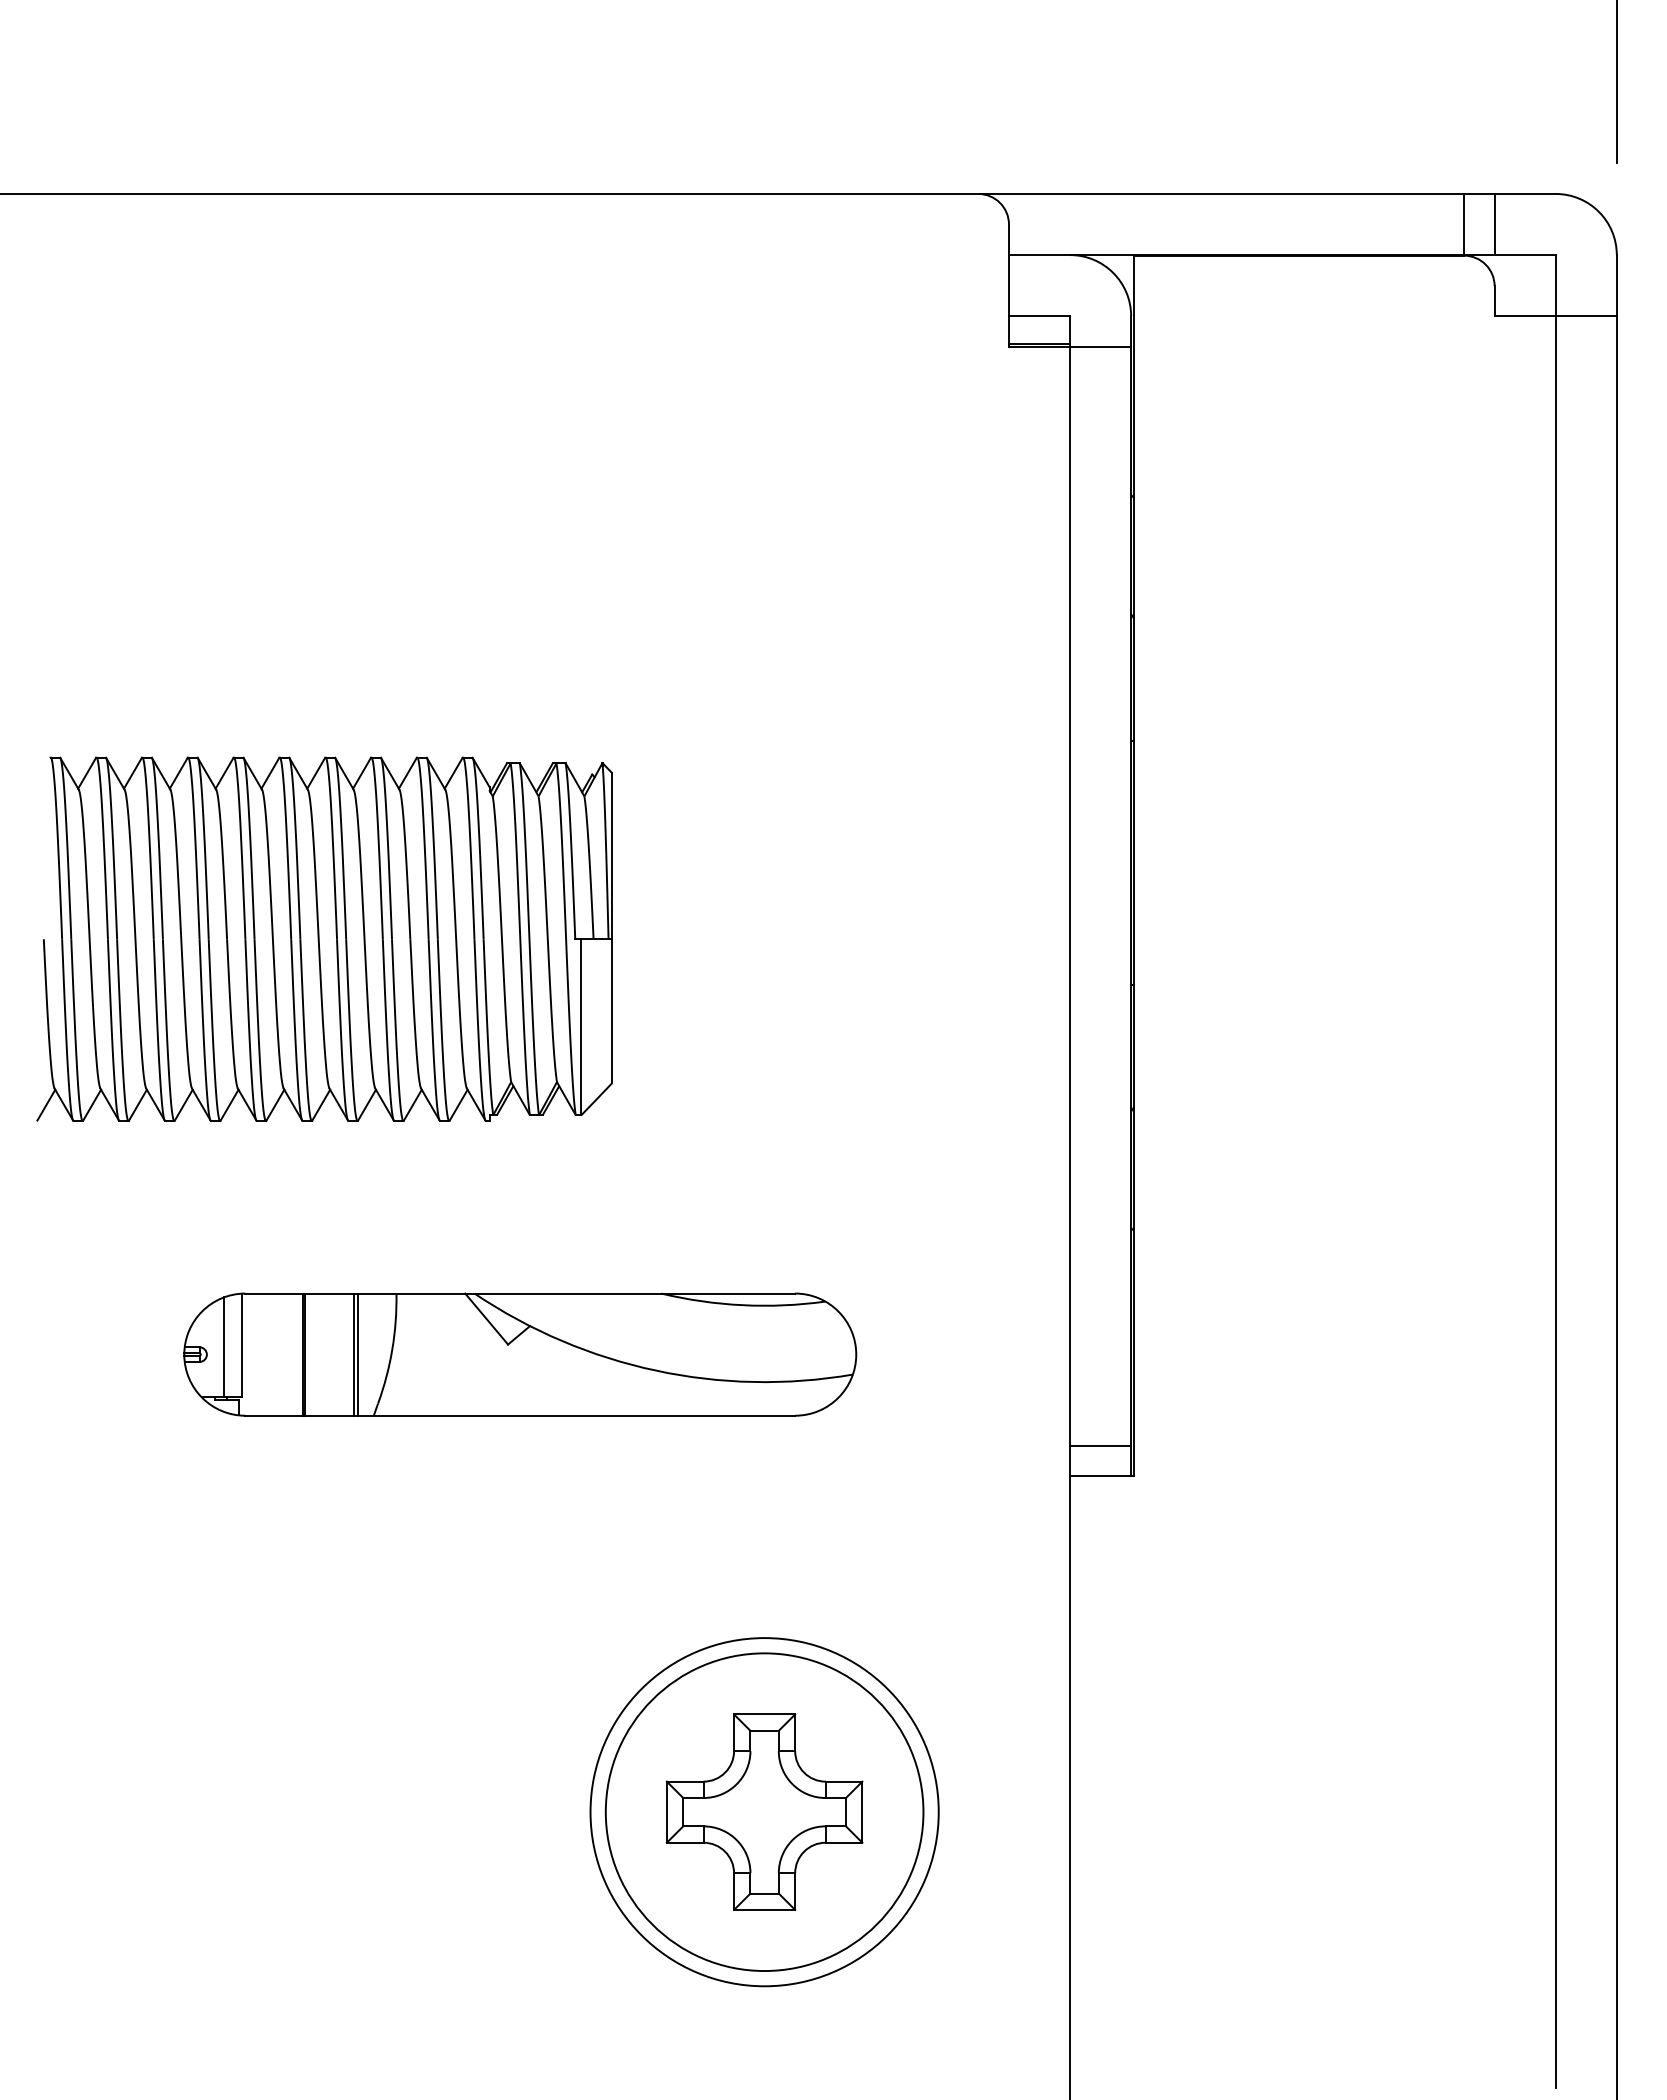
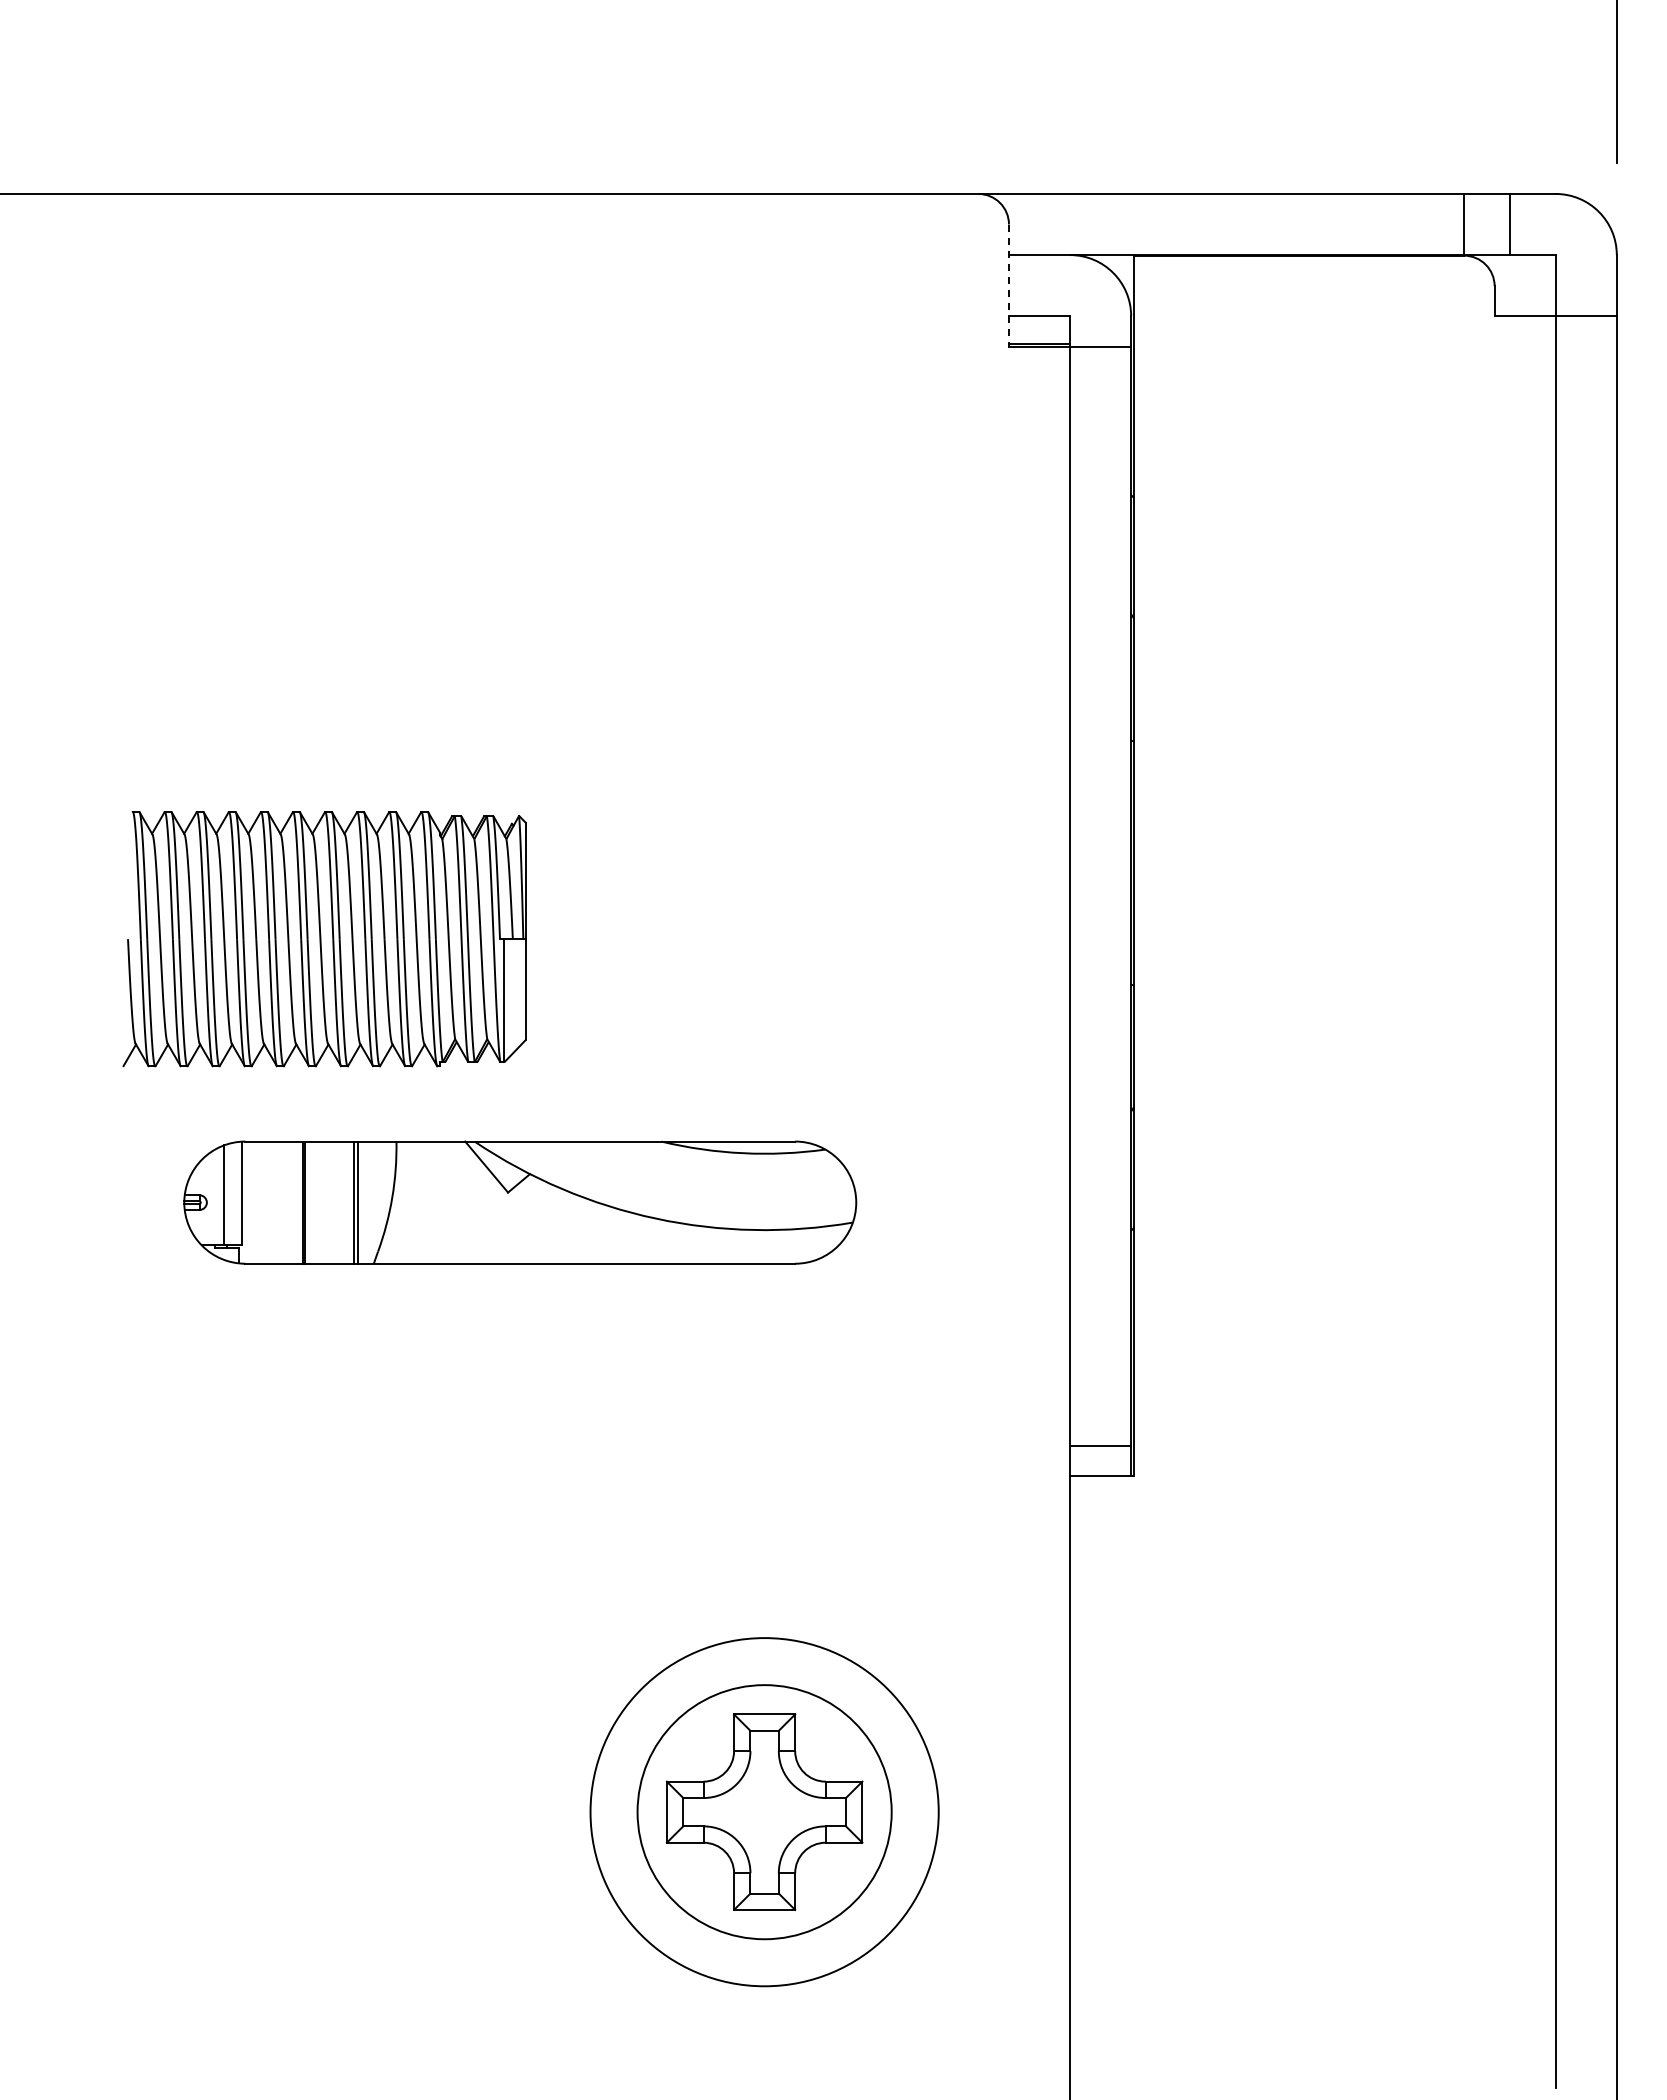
line position: (1494, 224) -> (1509, 224) (1509, 224)
line: solid -> dashed (1008, 286)
part size: 577x366 px -> 405x257 px (324, 939)
part position: (520, 1354) -> (520, 1202) (520, 1202)
circle diameter: 318 px -> 254 px (764, 1812)
